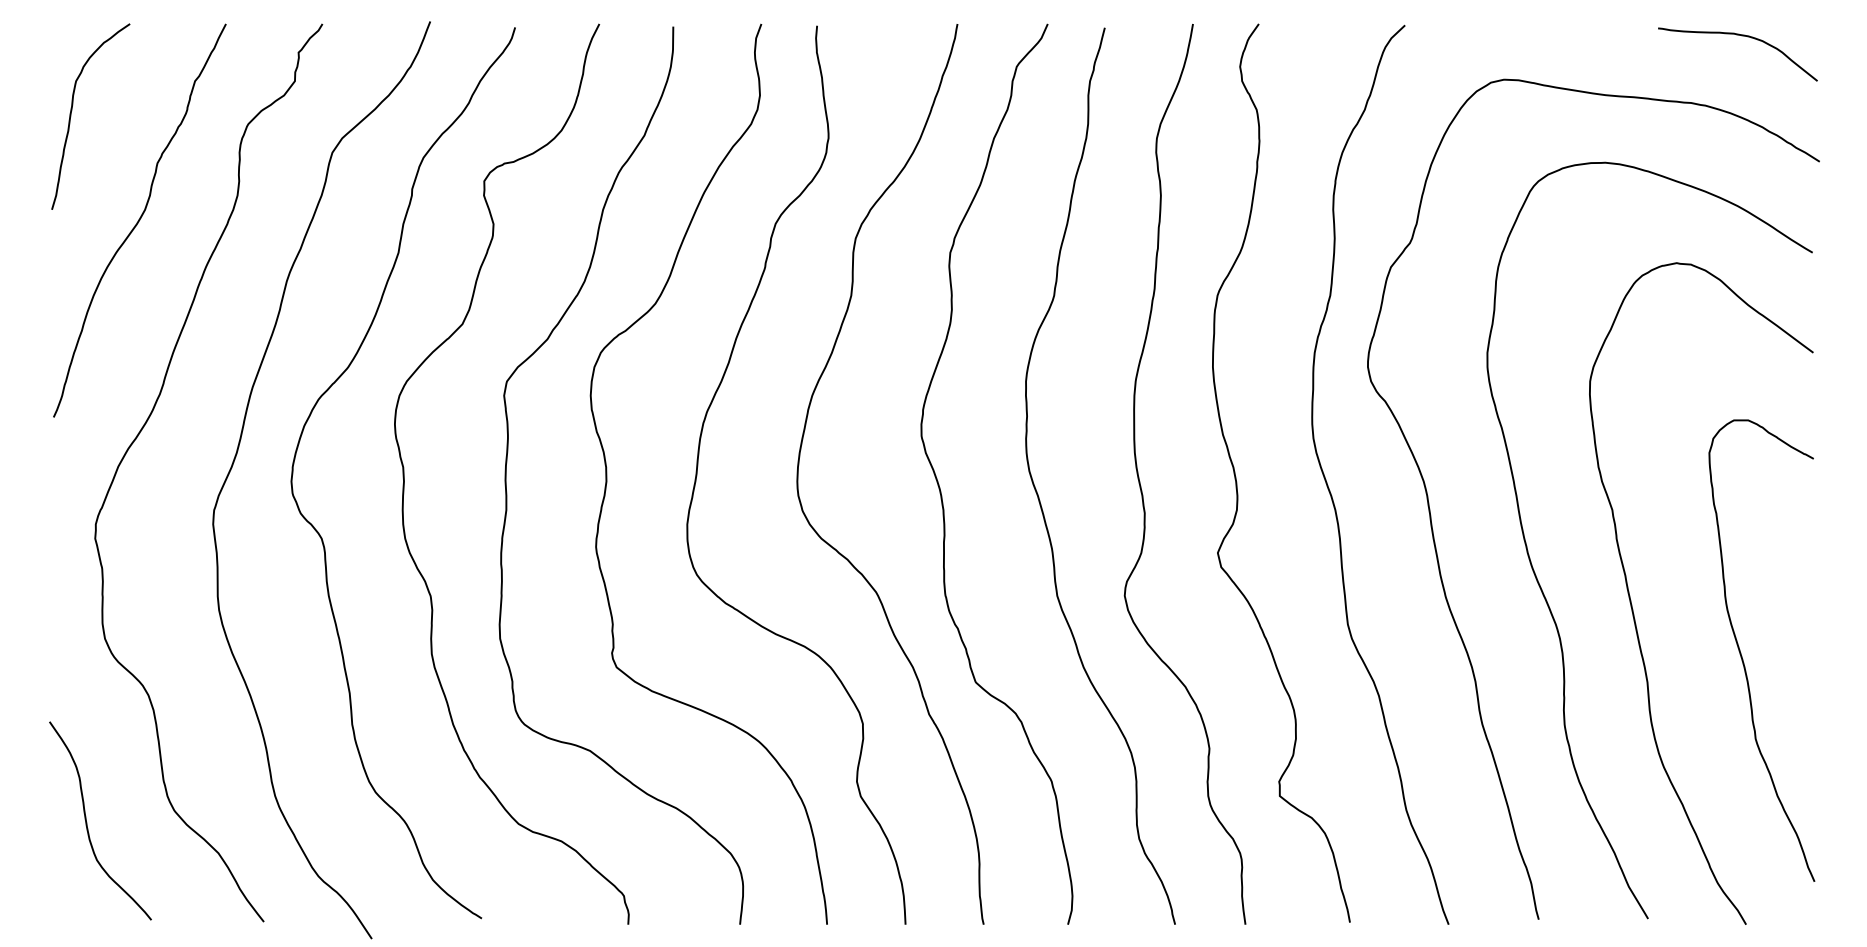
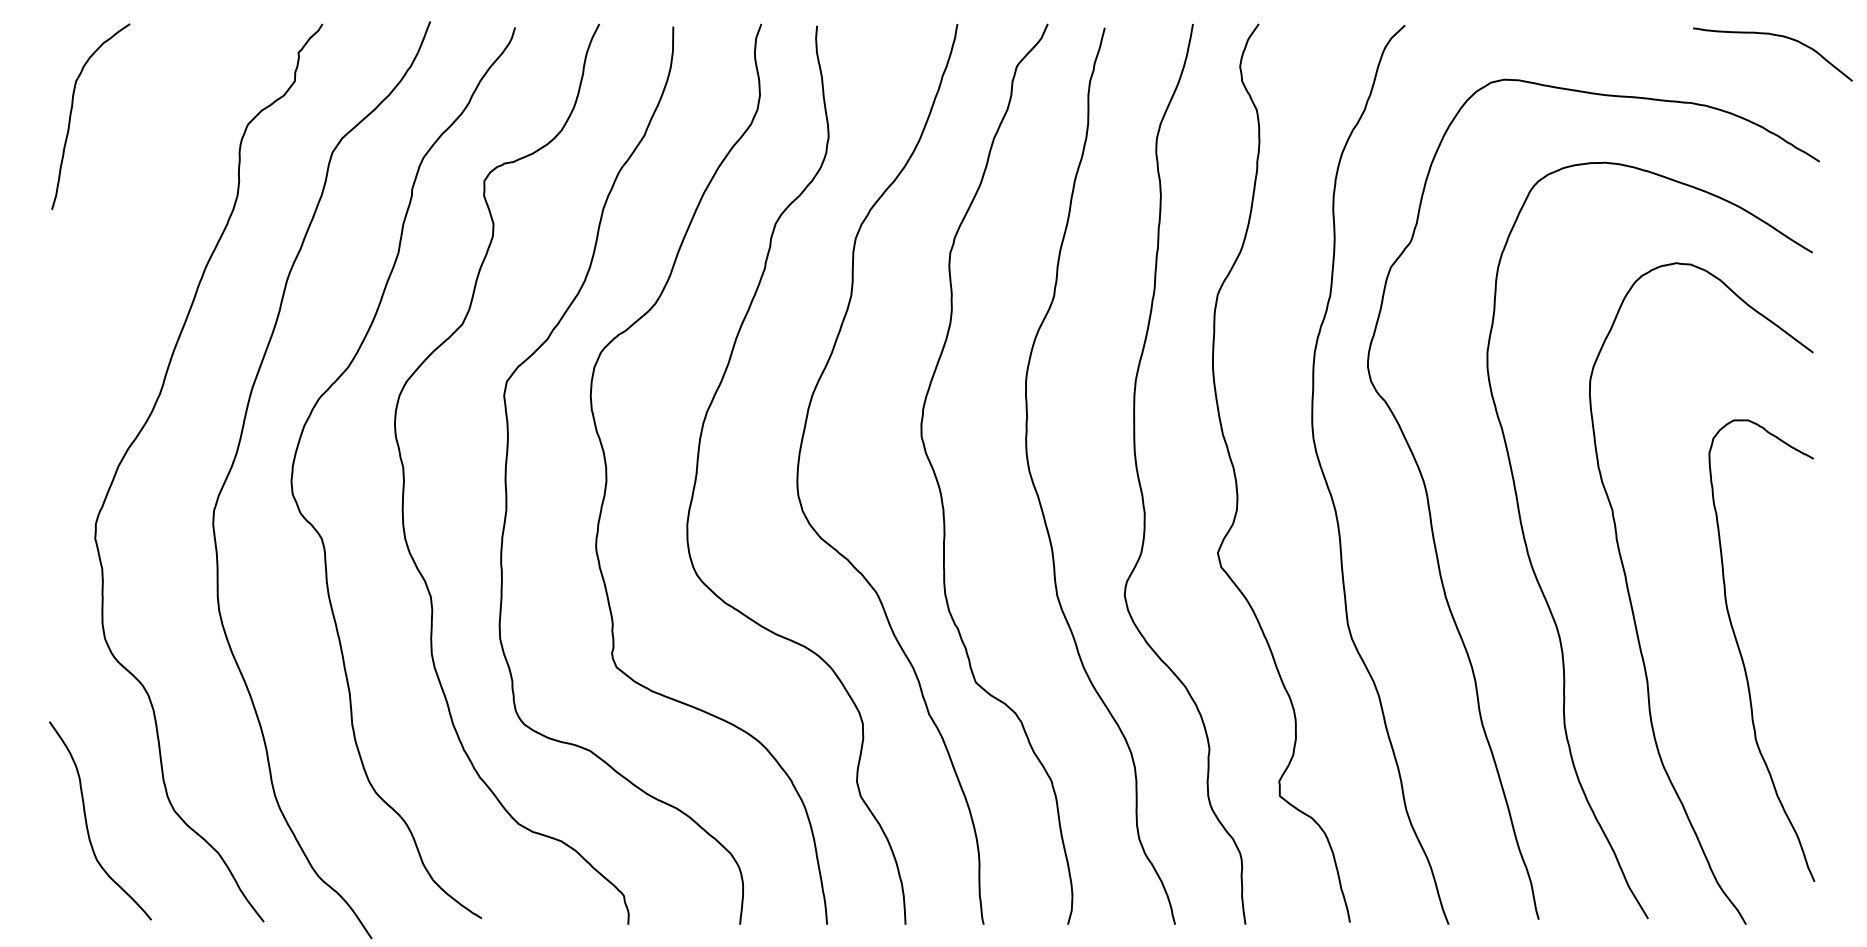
curve position: (1741, 36) -> (1776, 36) (1776, 36)
curve: present -> none (139, 220)
